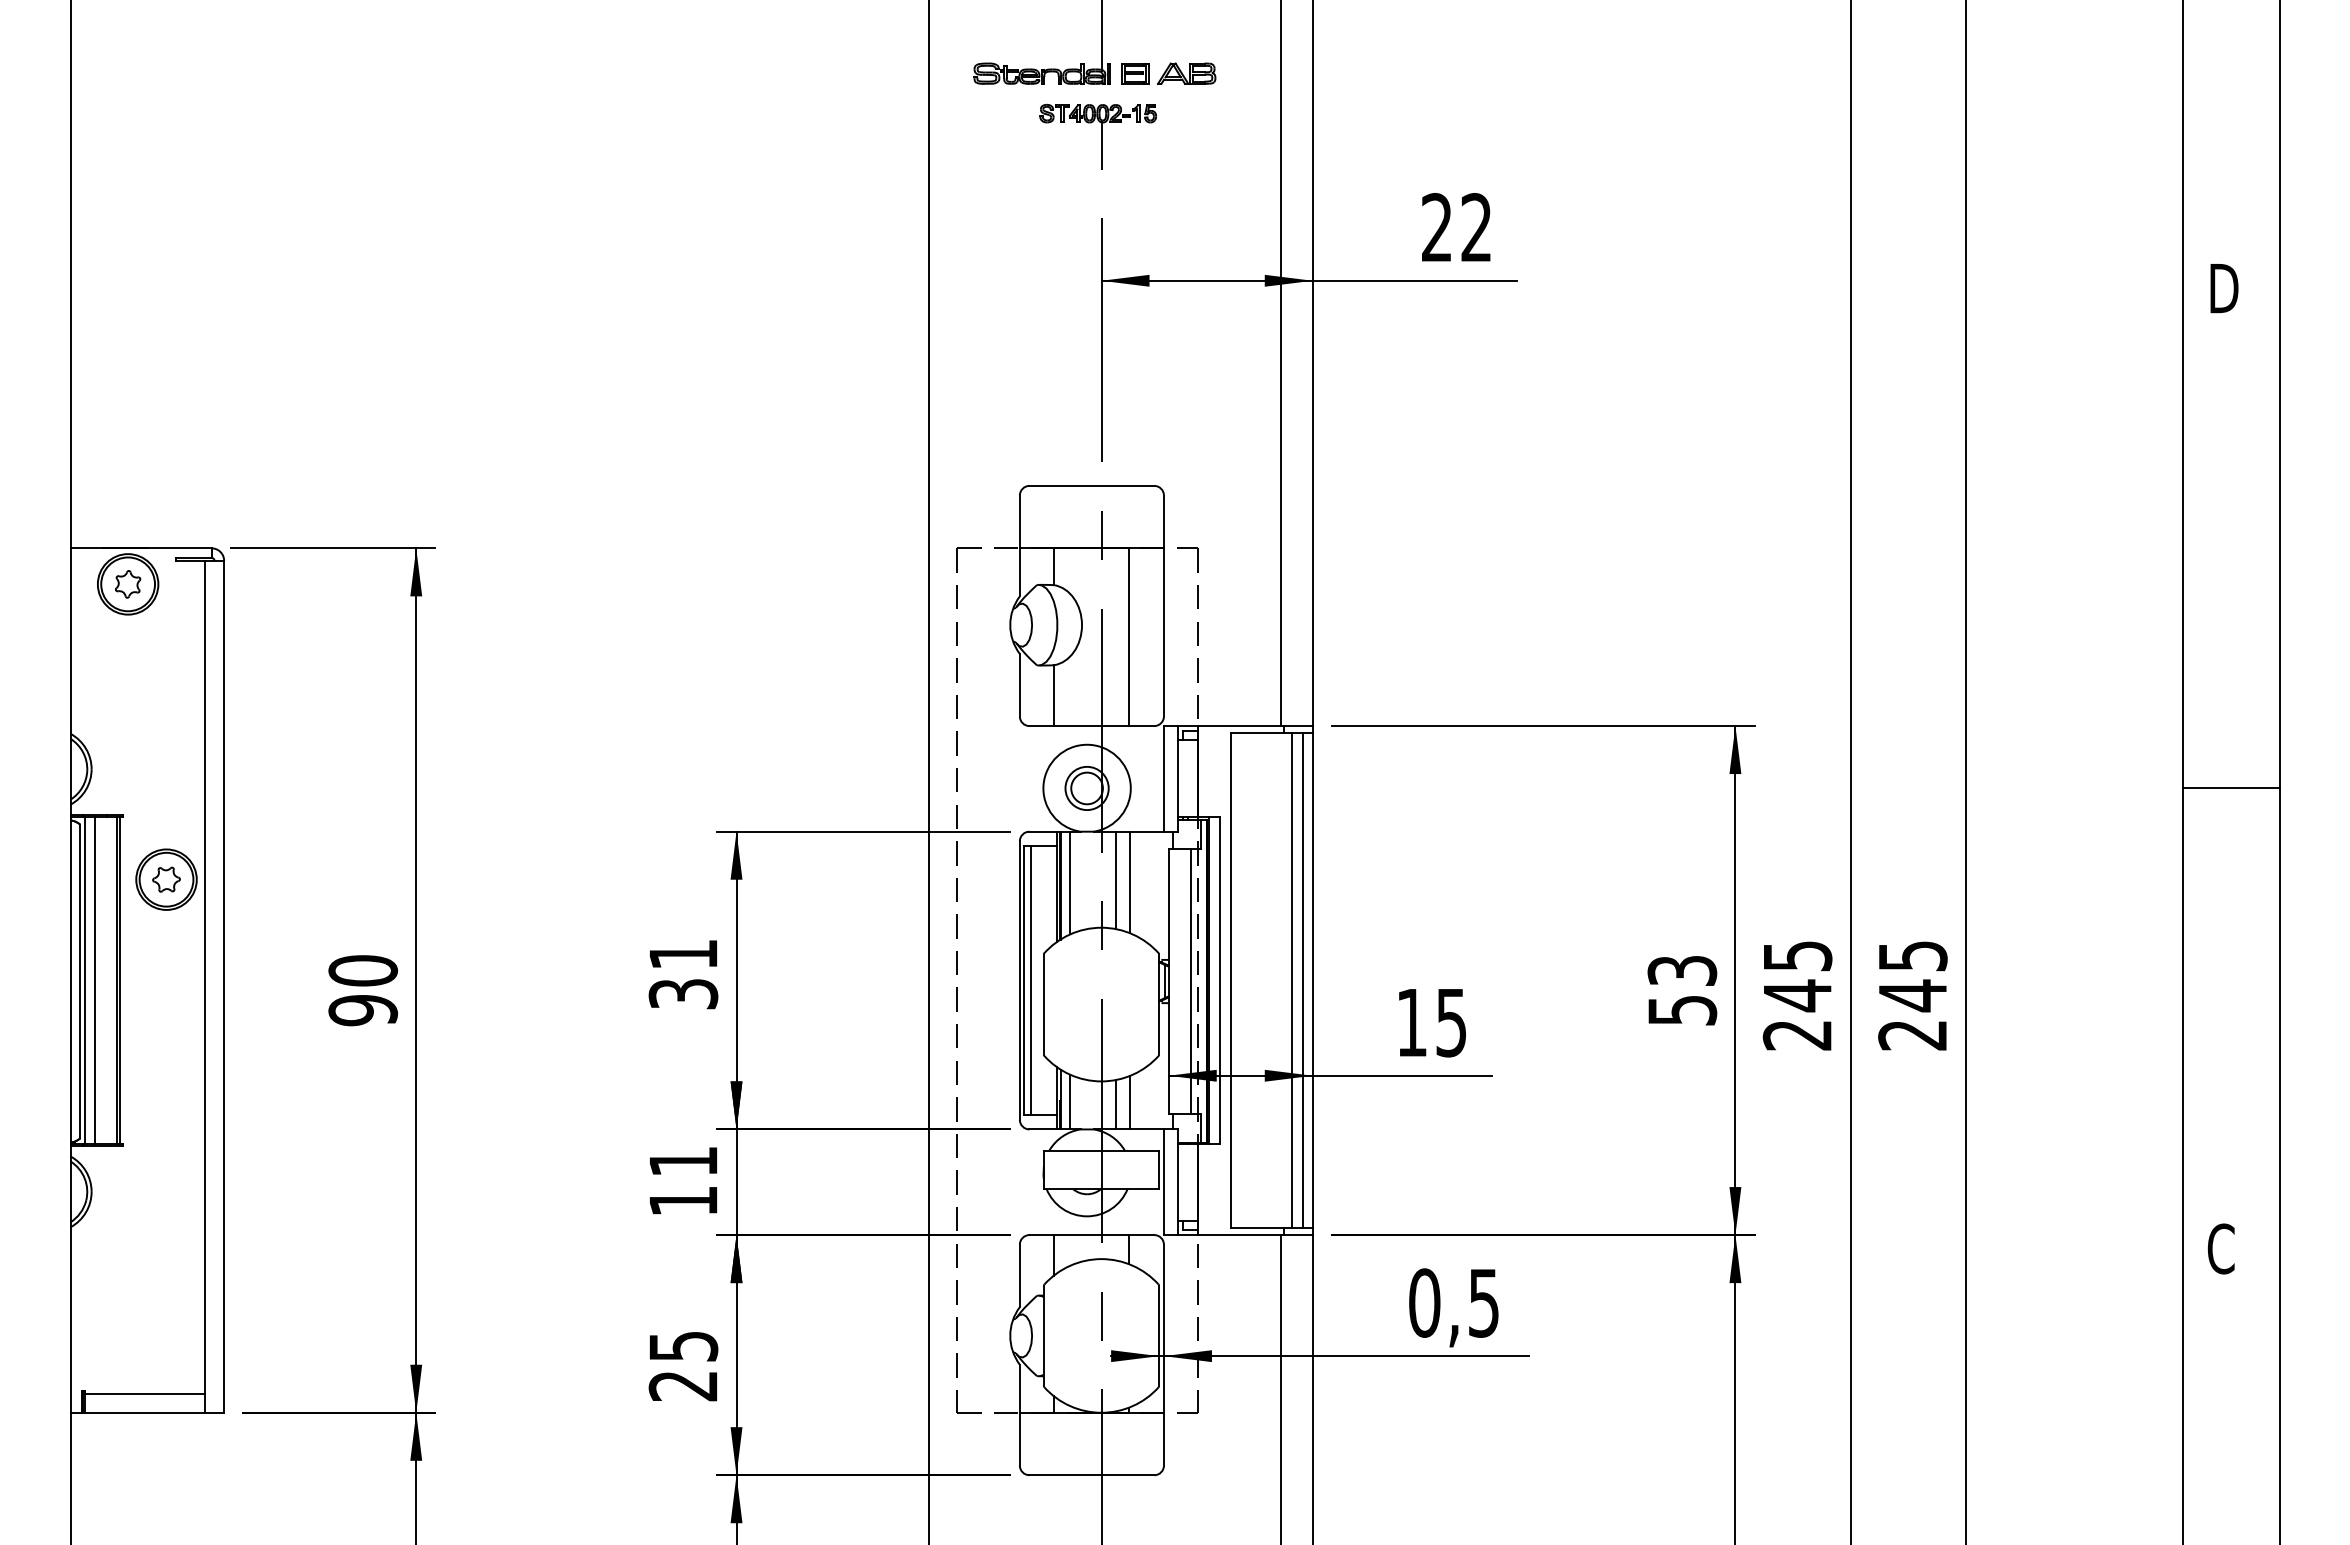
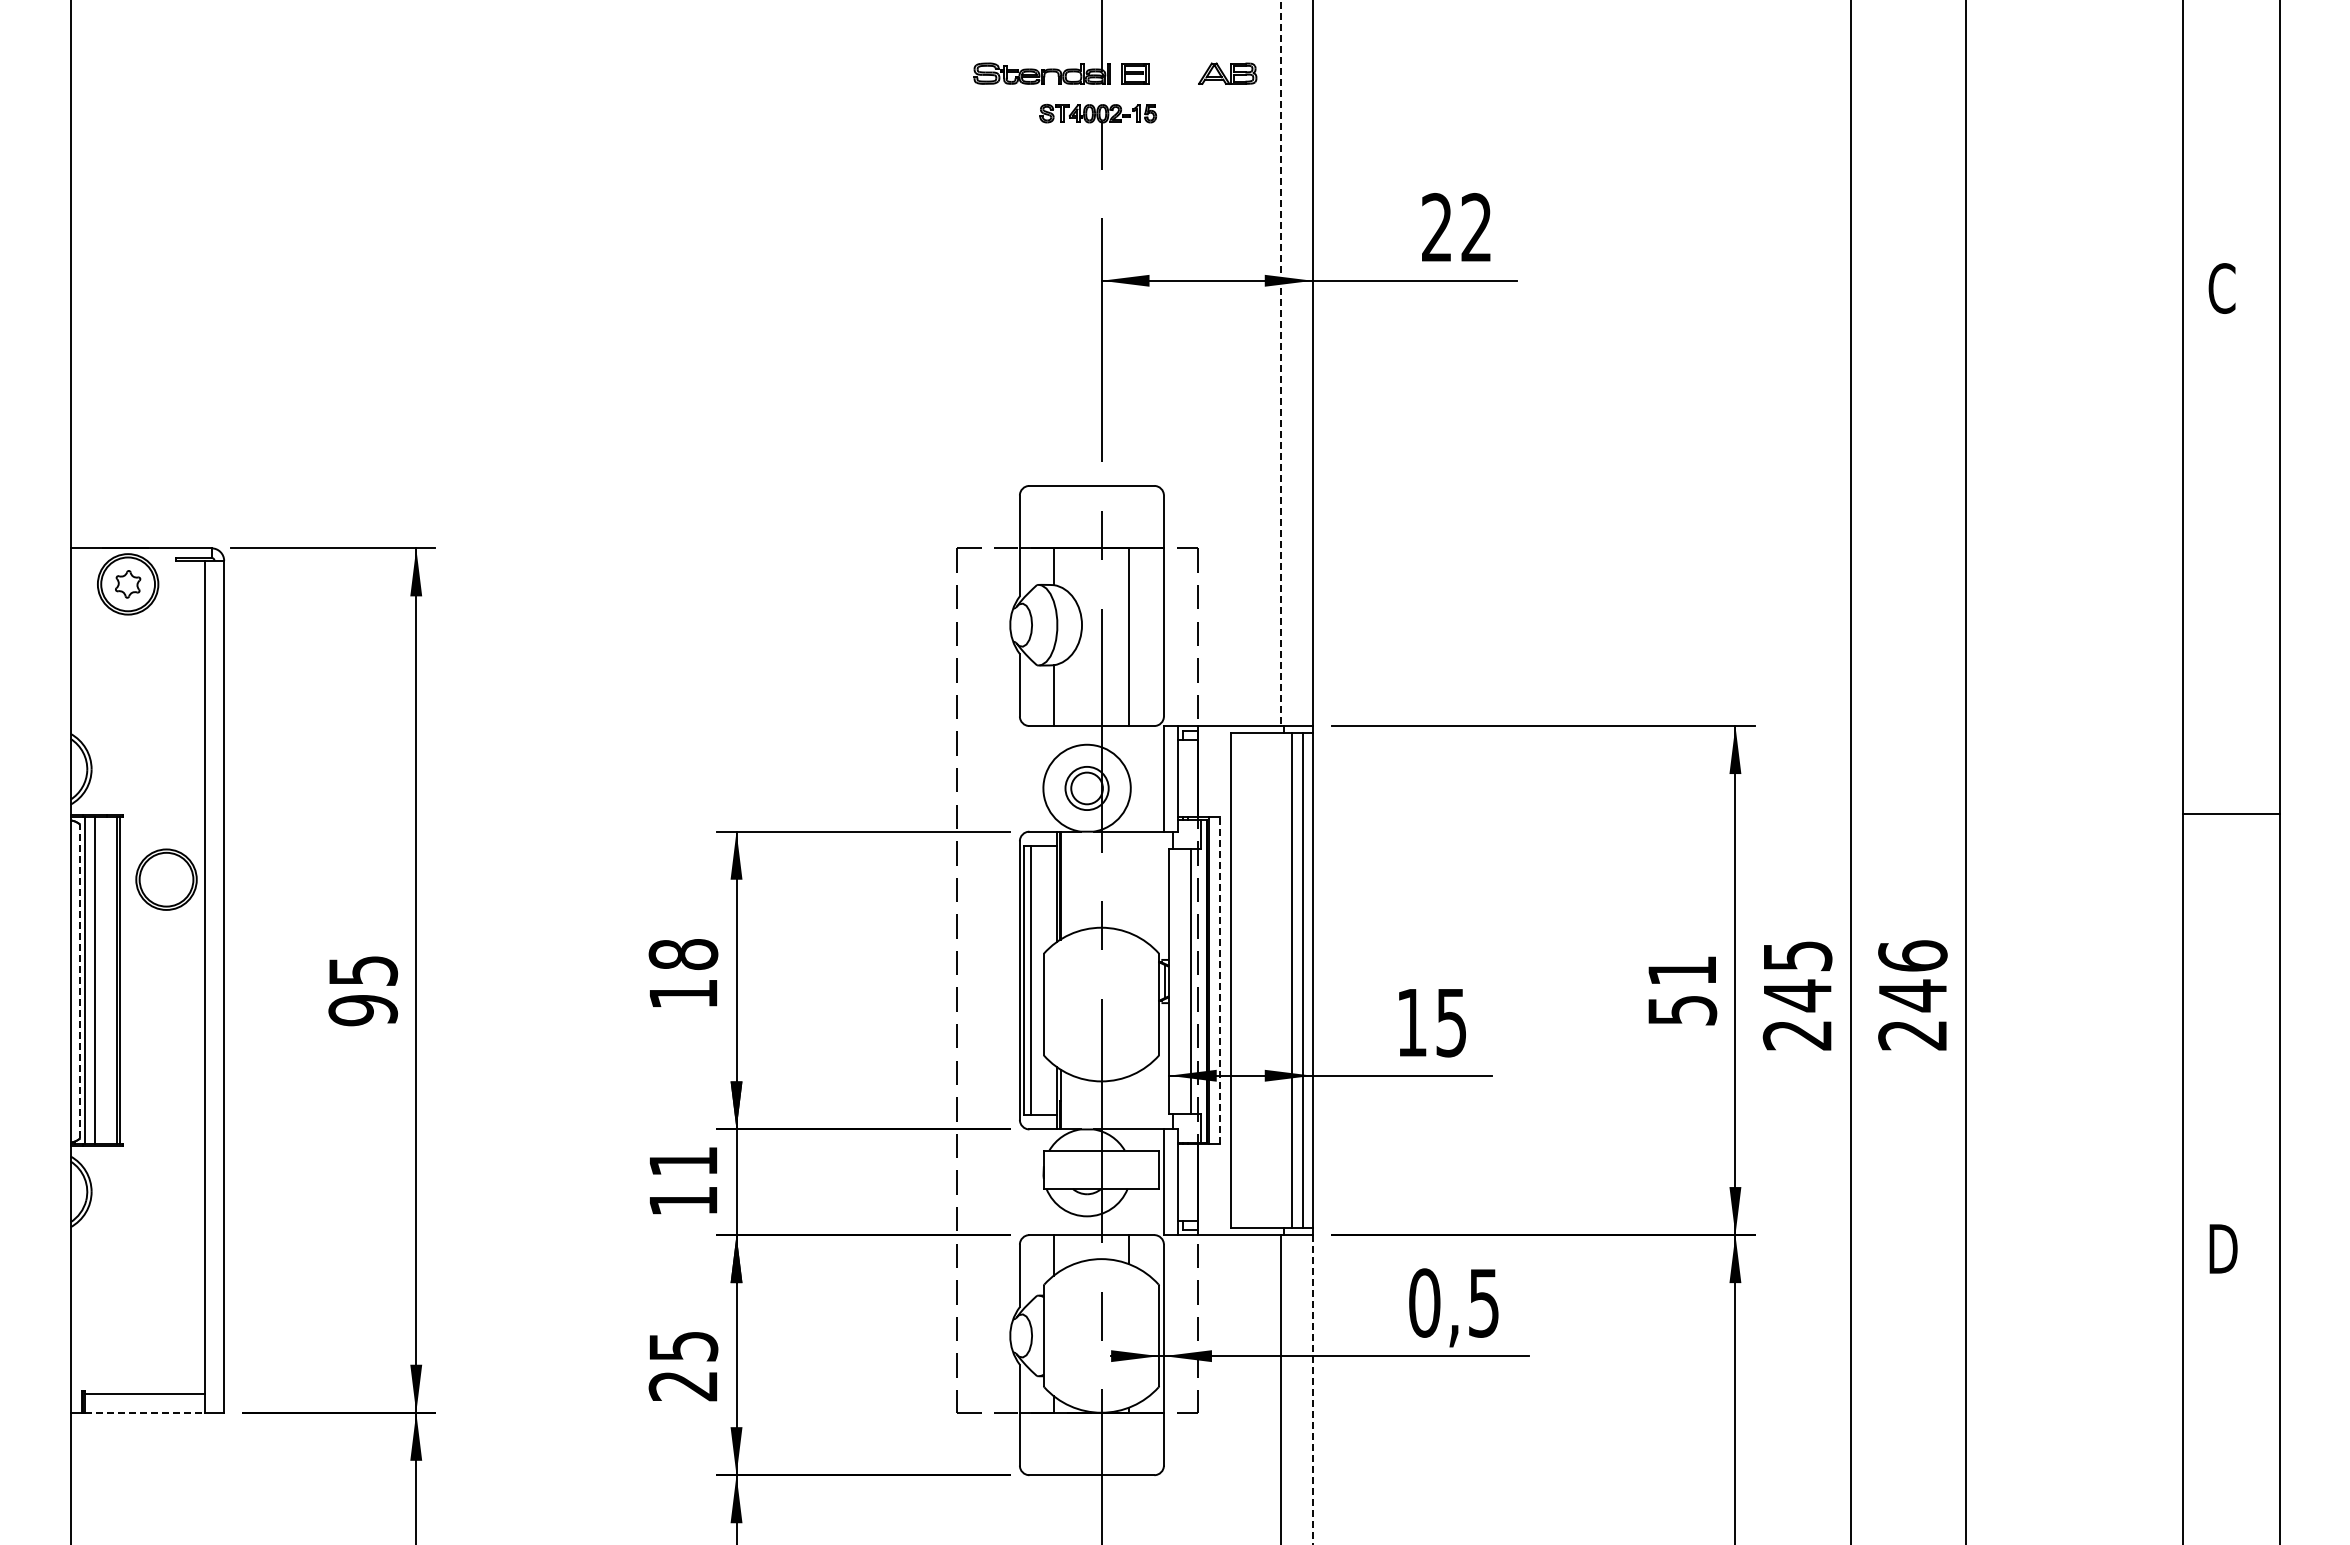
part position: (1186, 73) -> (1227, 73) (1227, 73)
text: D -> C (2223, 288)
line: solid -> dashed (1281, 363)
line: present -> none (928, 771)
line position: (2231, 788) -> (2231, 814) (2231, 814)
part: present -> none (166, 879)
line: present -> none (1116, 880)
line: present -> none (1070, 882)
line: present -> none (1130, 882)
text: 245 -> 246 (1912, 955)
text: 90 -> 95 (363, 970)
text: 53 -> 51 (1682, 970)
text: 31 -> 18 (683, 974)
line: solid -> dashed (1219, 980)
line: solid -> dashed (80, 981)
line: present -> none (1070, 1101)
line: present -> none (1130, 1102)
line: present -> none (1116, 1104)
text: C -> D (2222, 1248)
line: solid -> dashed (1312, 1389)
line: solid -> dashed (145, 1412)
